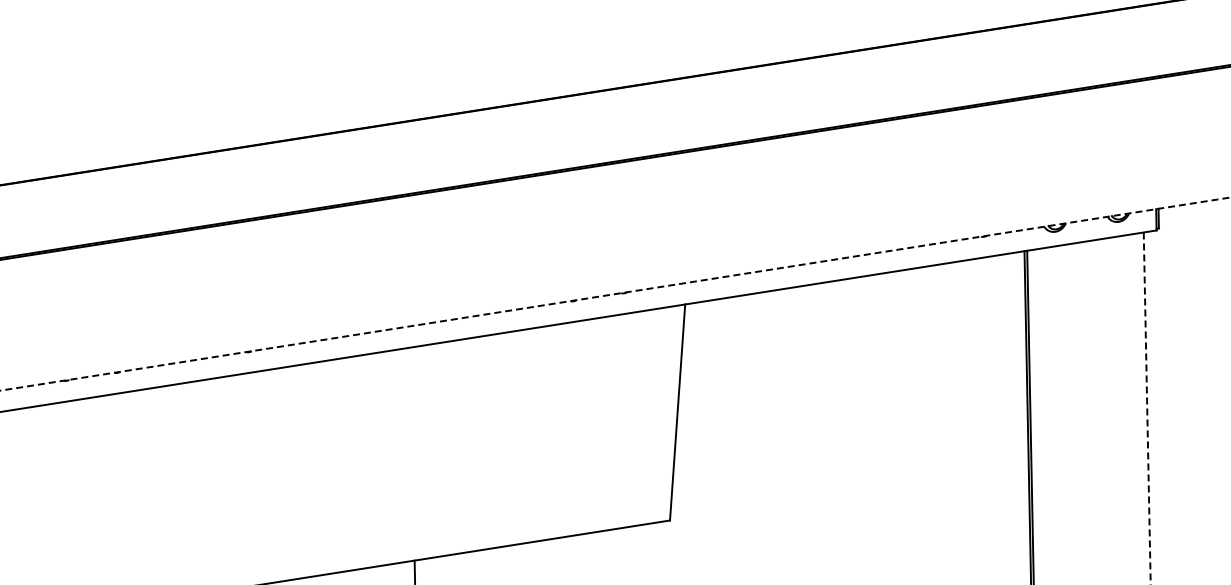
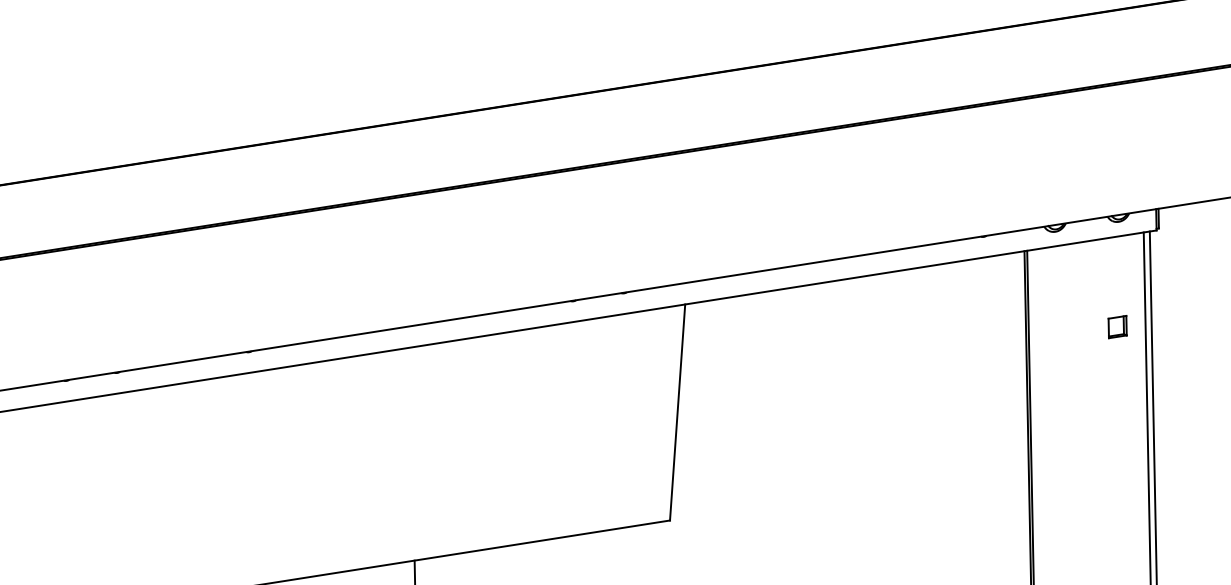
line: dashed -> solid (614, 294)
part: none -> present (1117, 327)
line: none -> present (1152, 406)
line: dashed -> solid (1147, 408)
